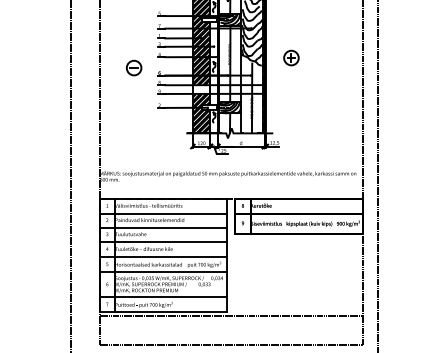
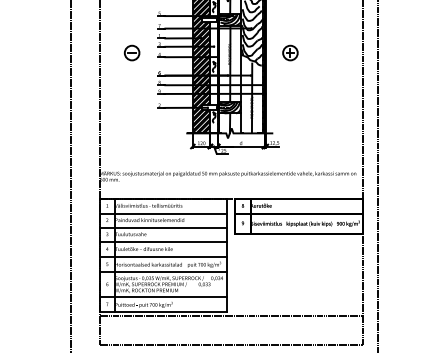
part position: (291, 57) -> (290, 52) (290, 52)
part position: (134, 67) -> (132, 52) (132, 52)
hatch: none -> present (201, 89)
